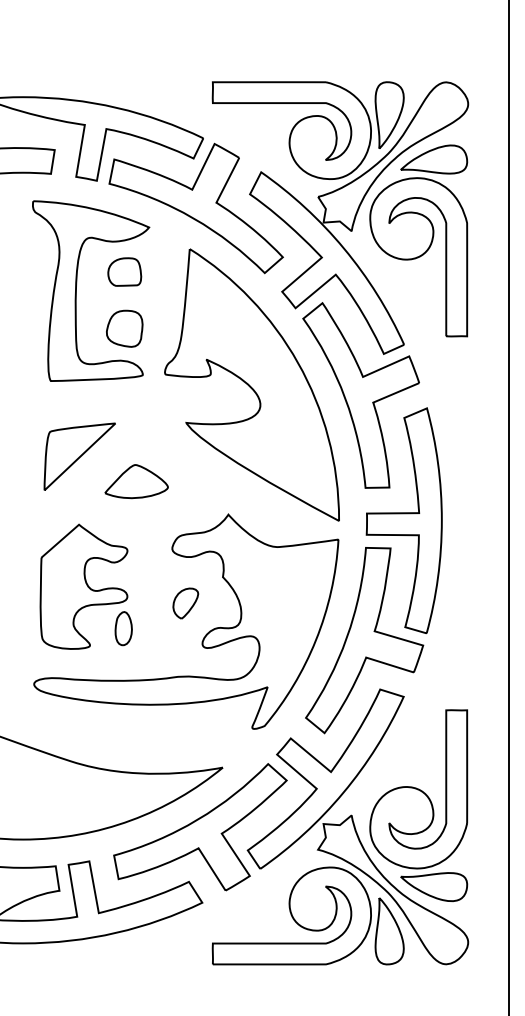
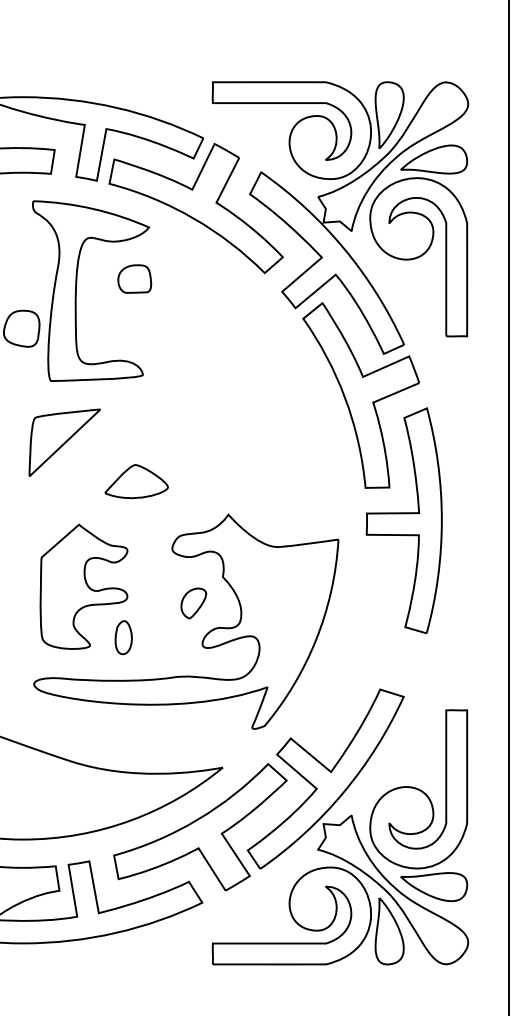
part position: (124, 271) -> (134, 278) (134, 278)
part position: (124, 328) -> (21, 328) (21, 328)
part: present -> none (251, 384)
part position: (79, 456) -> (64, 442) (64, 442)
part position: (185, 603) -> (193, 603) (193, 603)
part position: (123, 628) -> (123, 637) (123, 637)
part: present -> none (364, 640)
